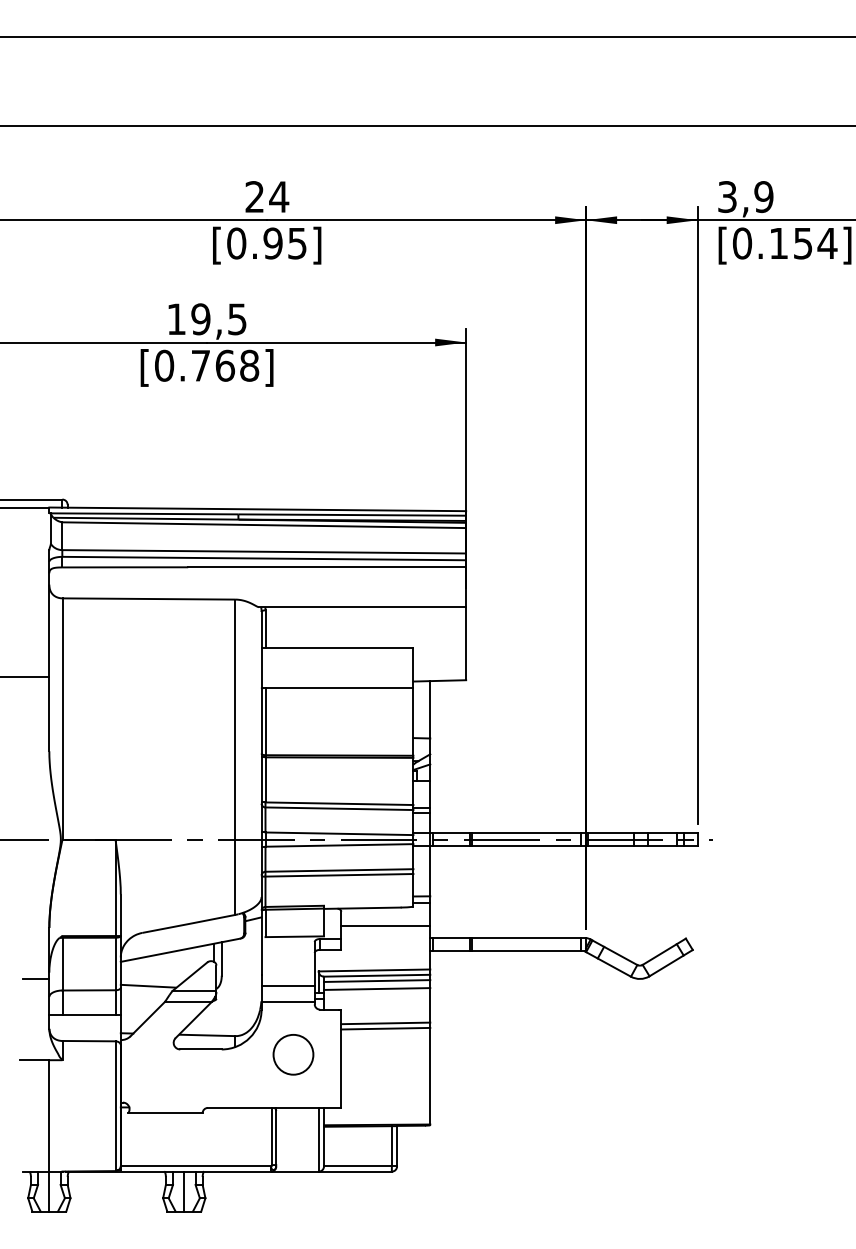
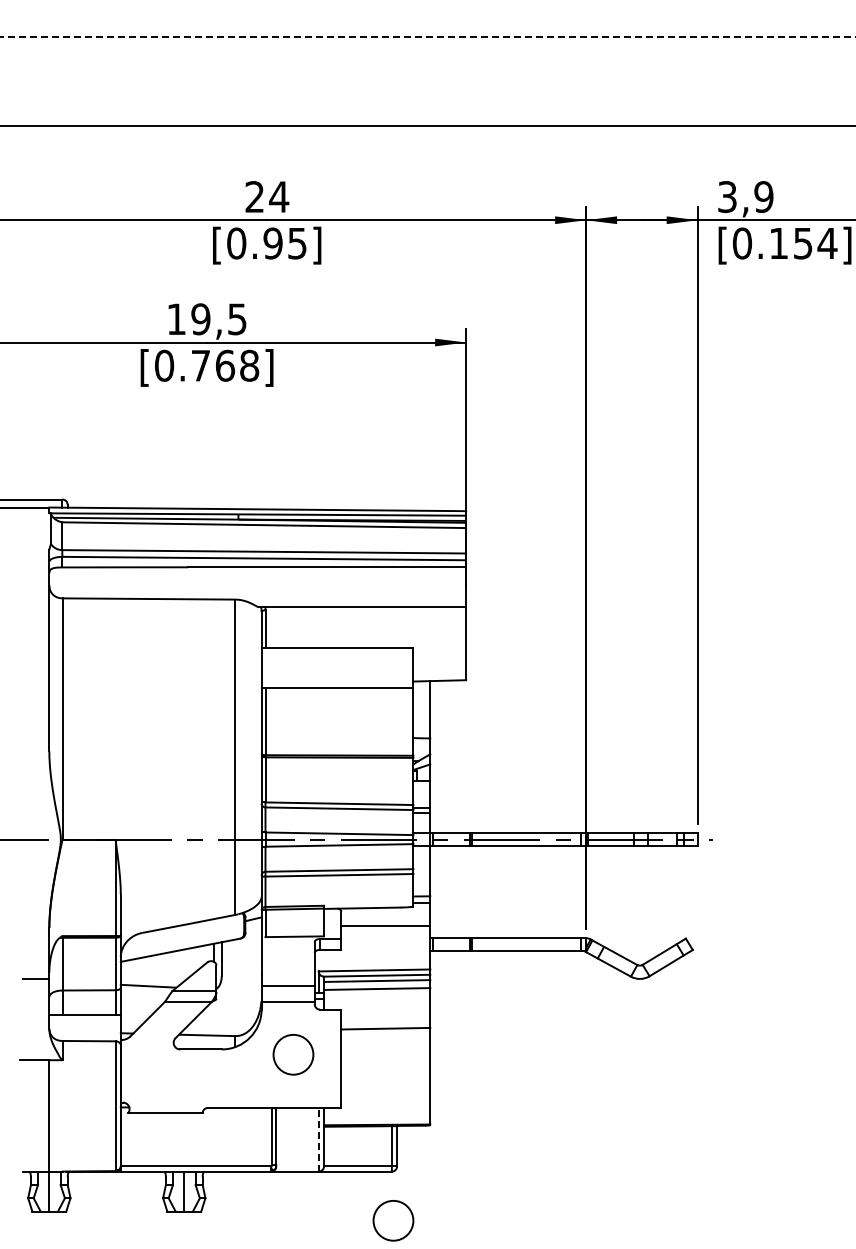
line: solid -> dashed (428, 37)
line: present -> none (25, 677)
line: present -> none (385, 1023)
line: solid -> dashed (318, 1139)
circle: none -> present (393, 1220)
